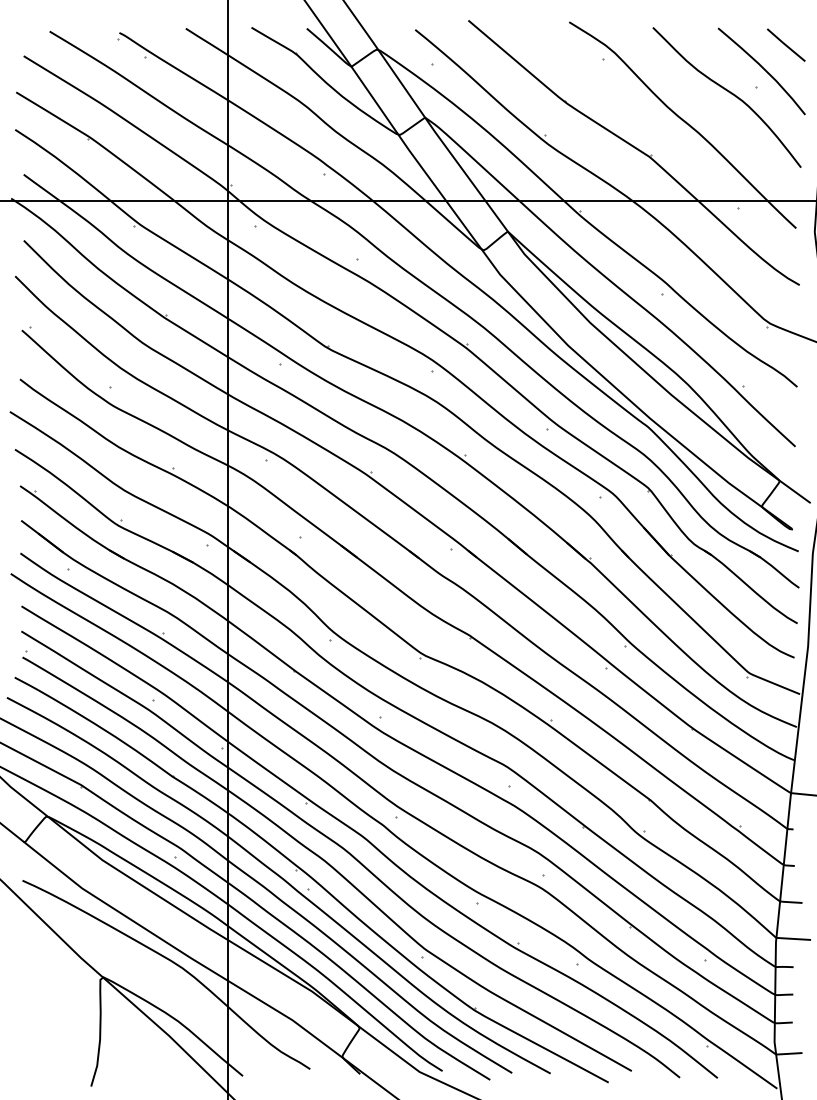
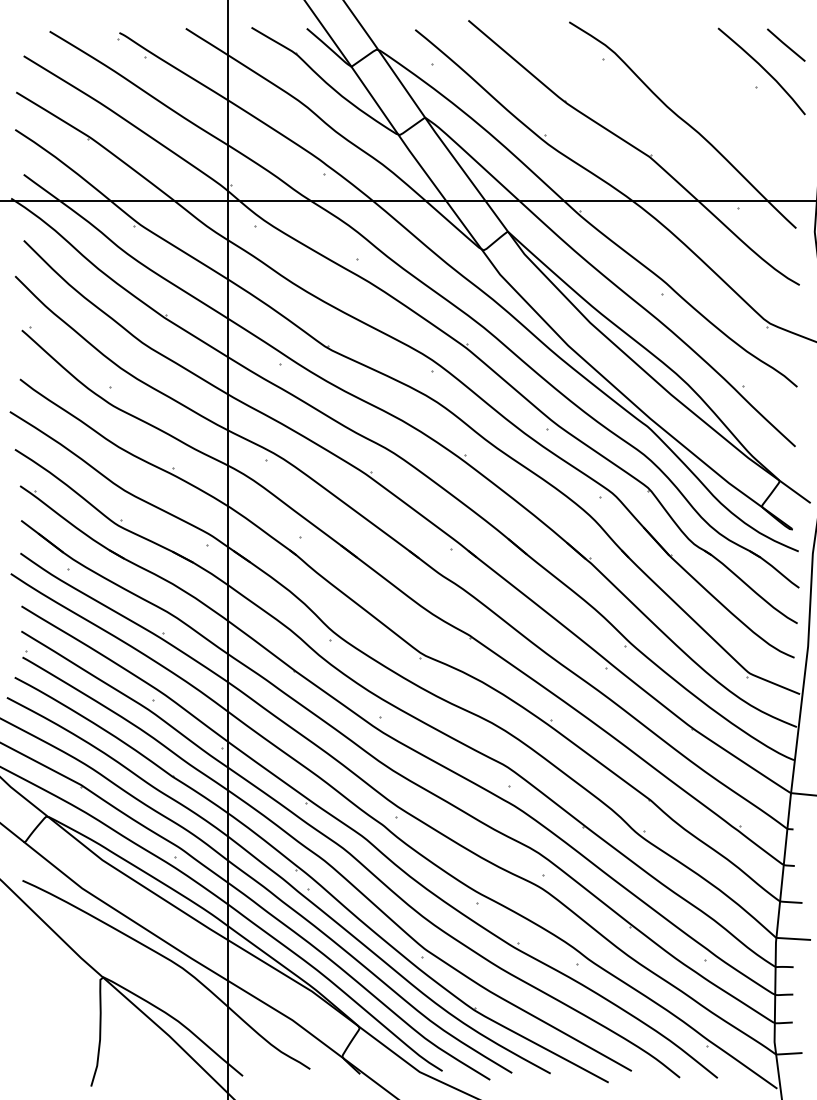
curve: present -> none (728, 92)
